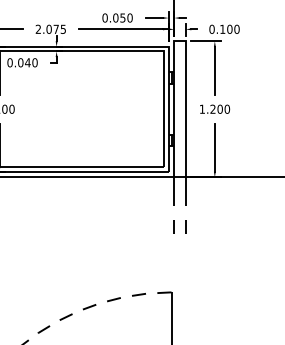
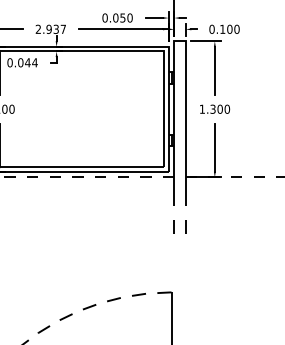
text: 2.075 -> 2.937 (55, 28)
text: 0.040 -> 0.044 (34, 62)
text: 1.200 -> 1.300 (212, 109)
line: solid -> dashed (142, 177)
